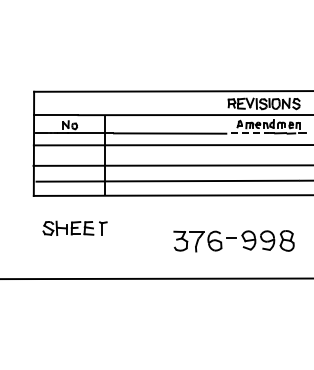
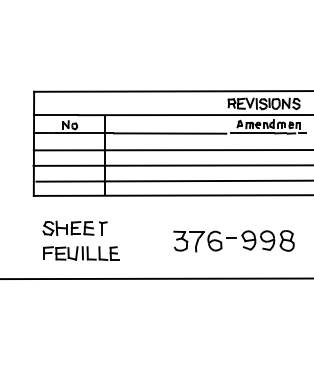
line: dashed -> solid (250, 133)
line position: (171, 145) -> (171, 150) (171, 150)
part: none -> present (81, 253)
